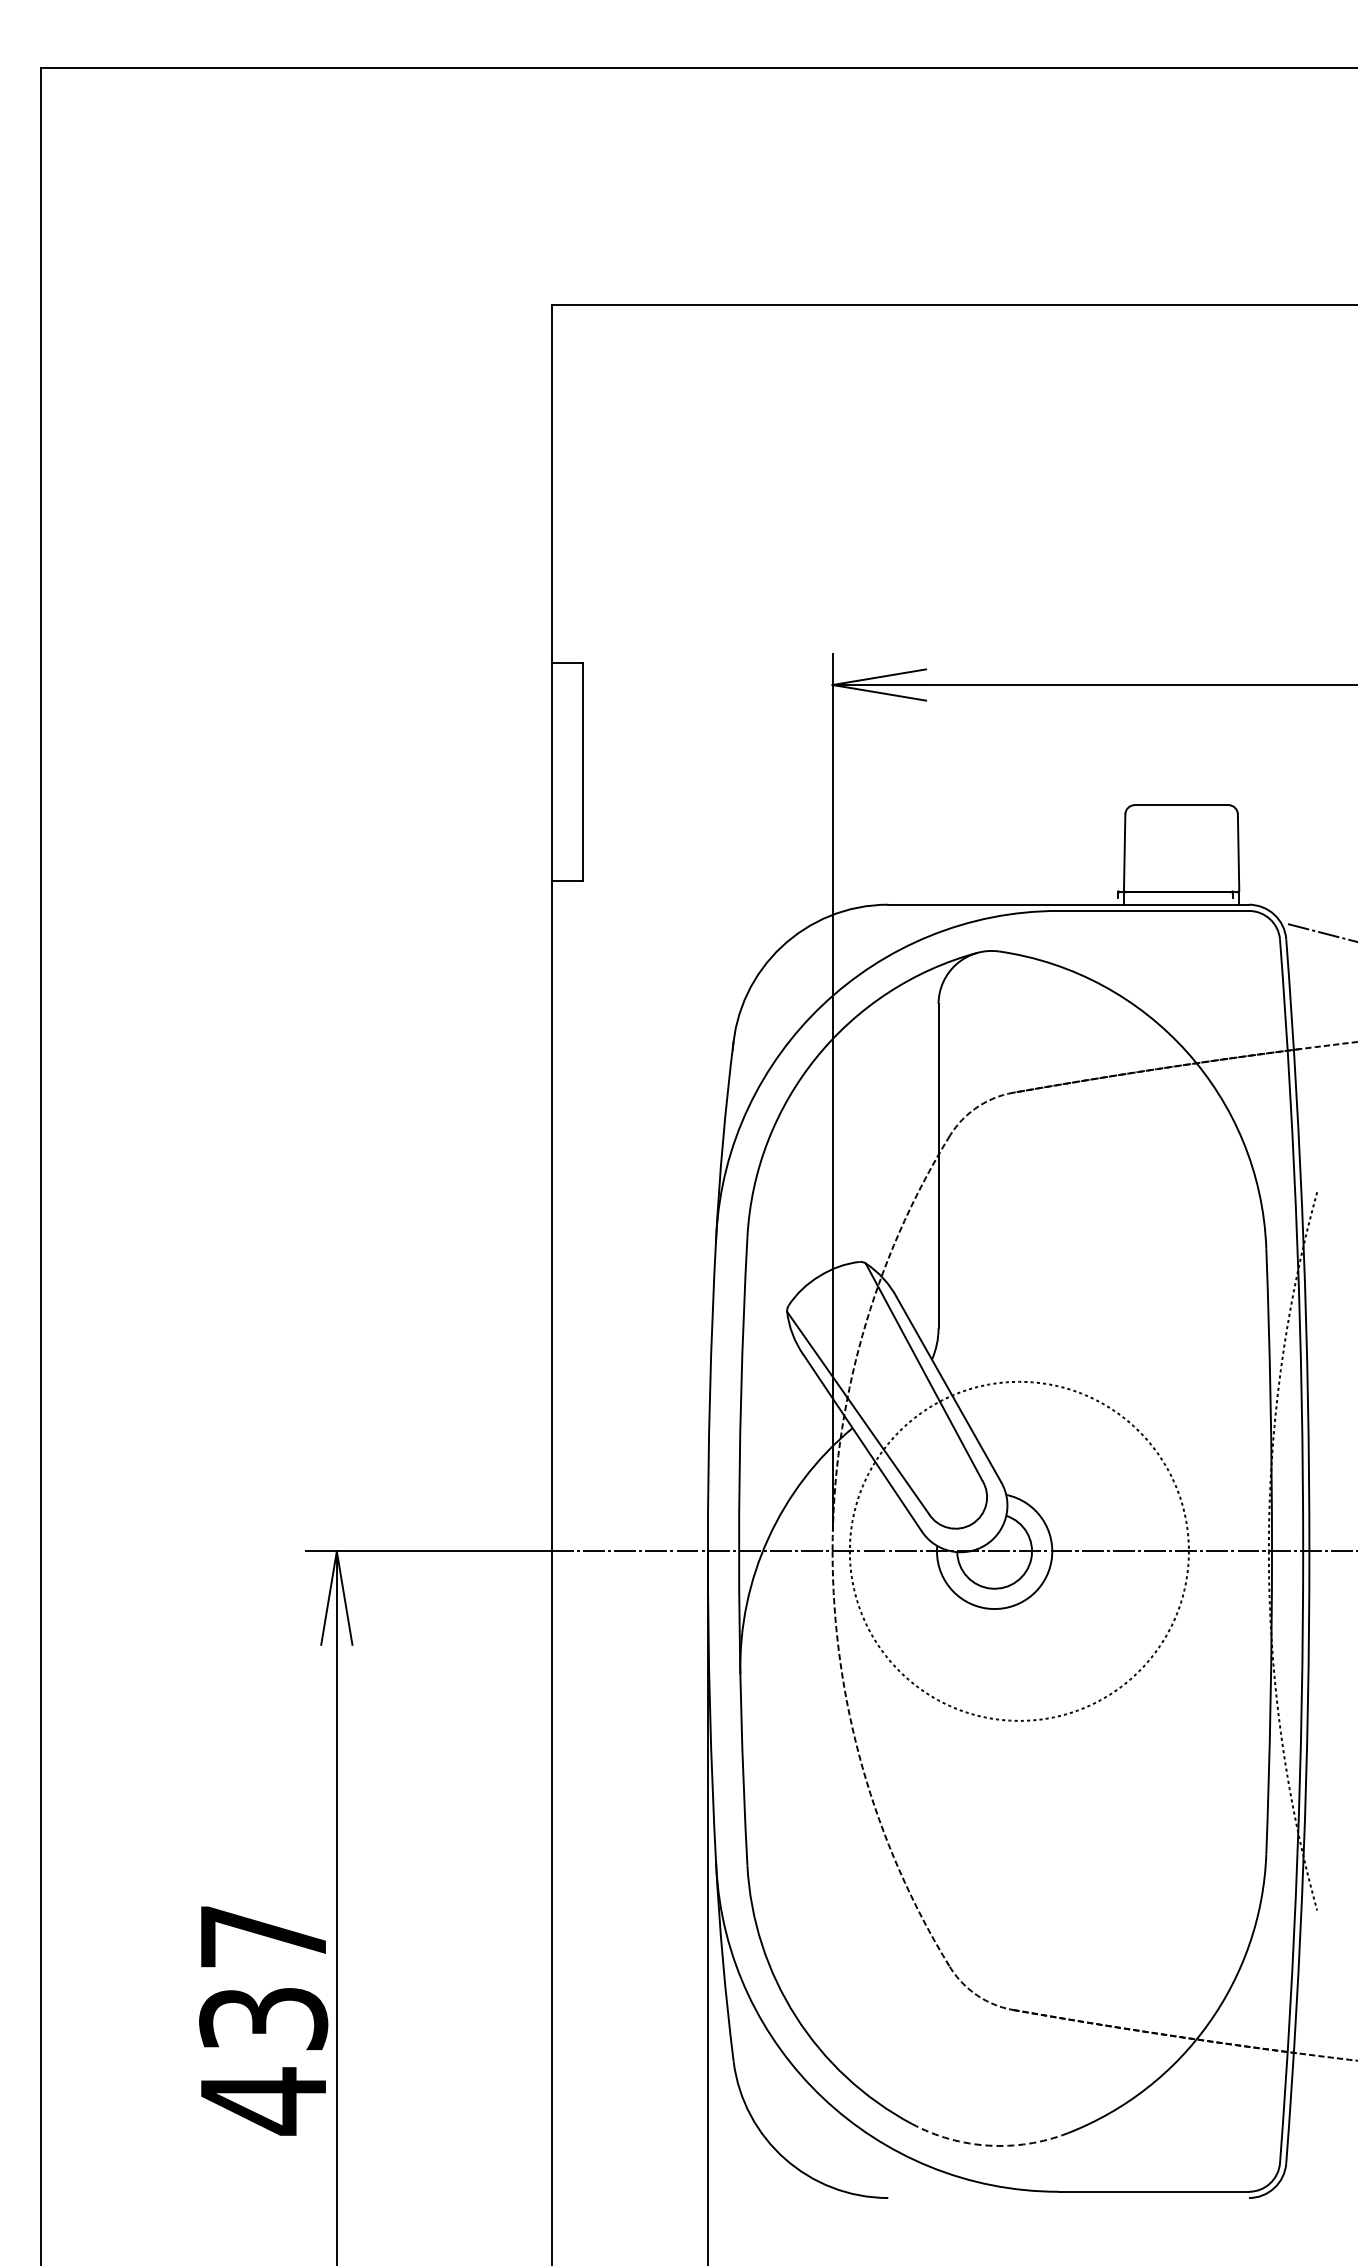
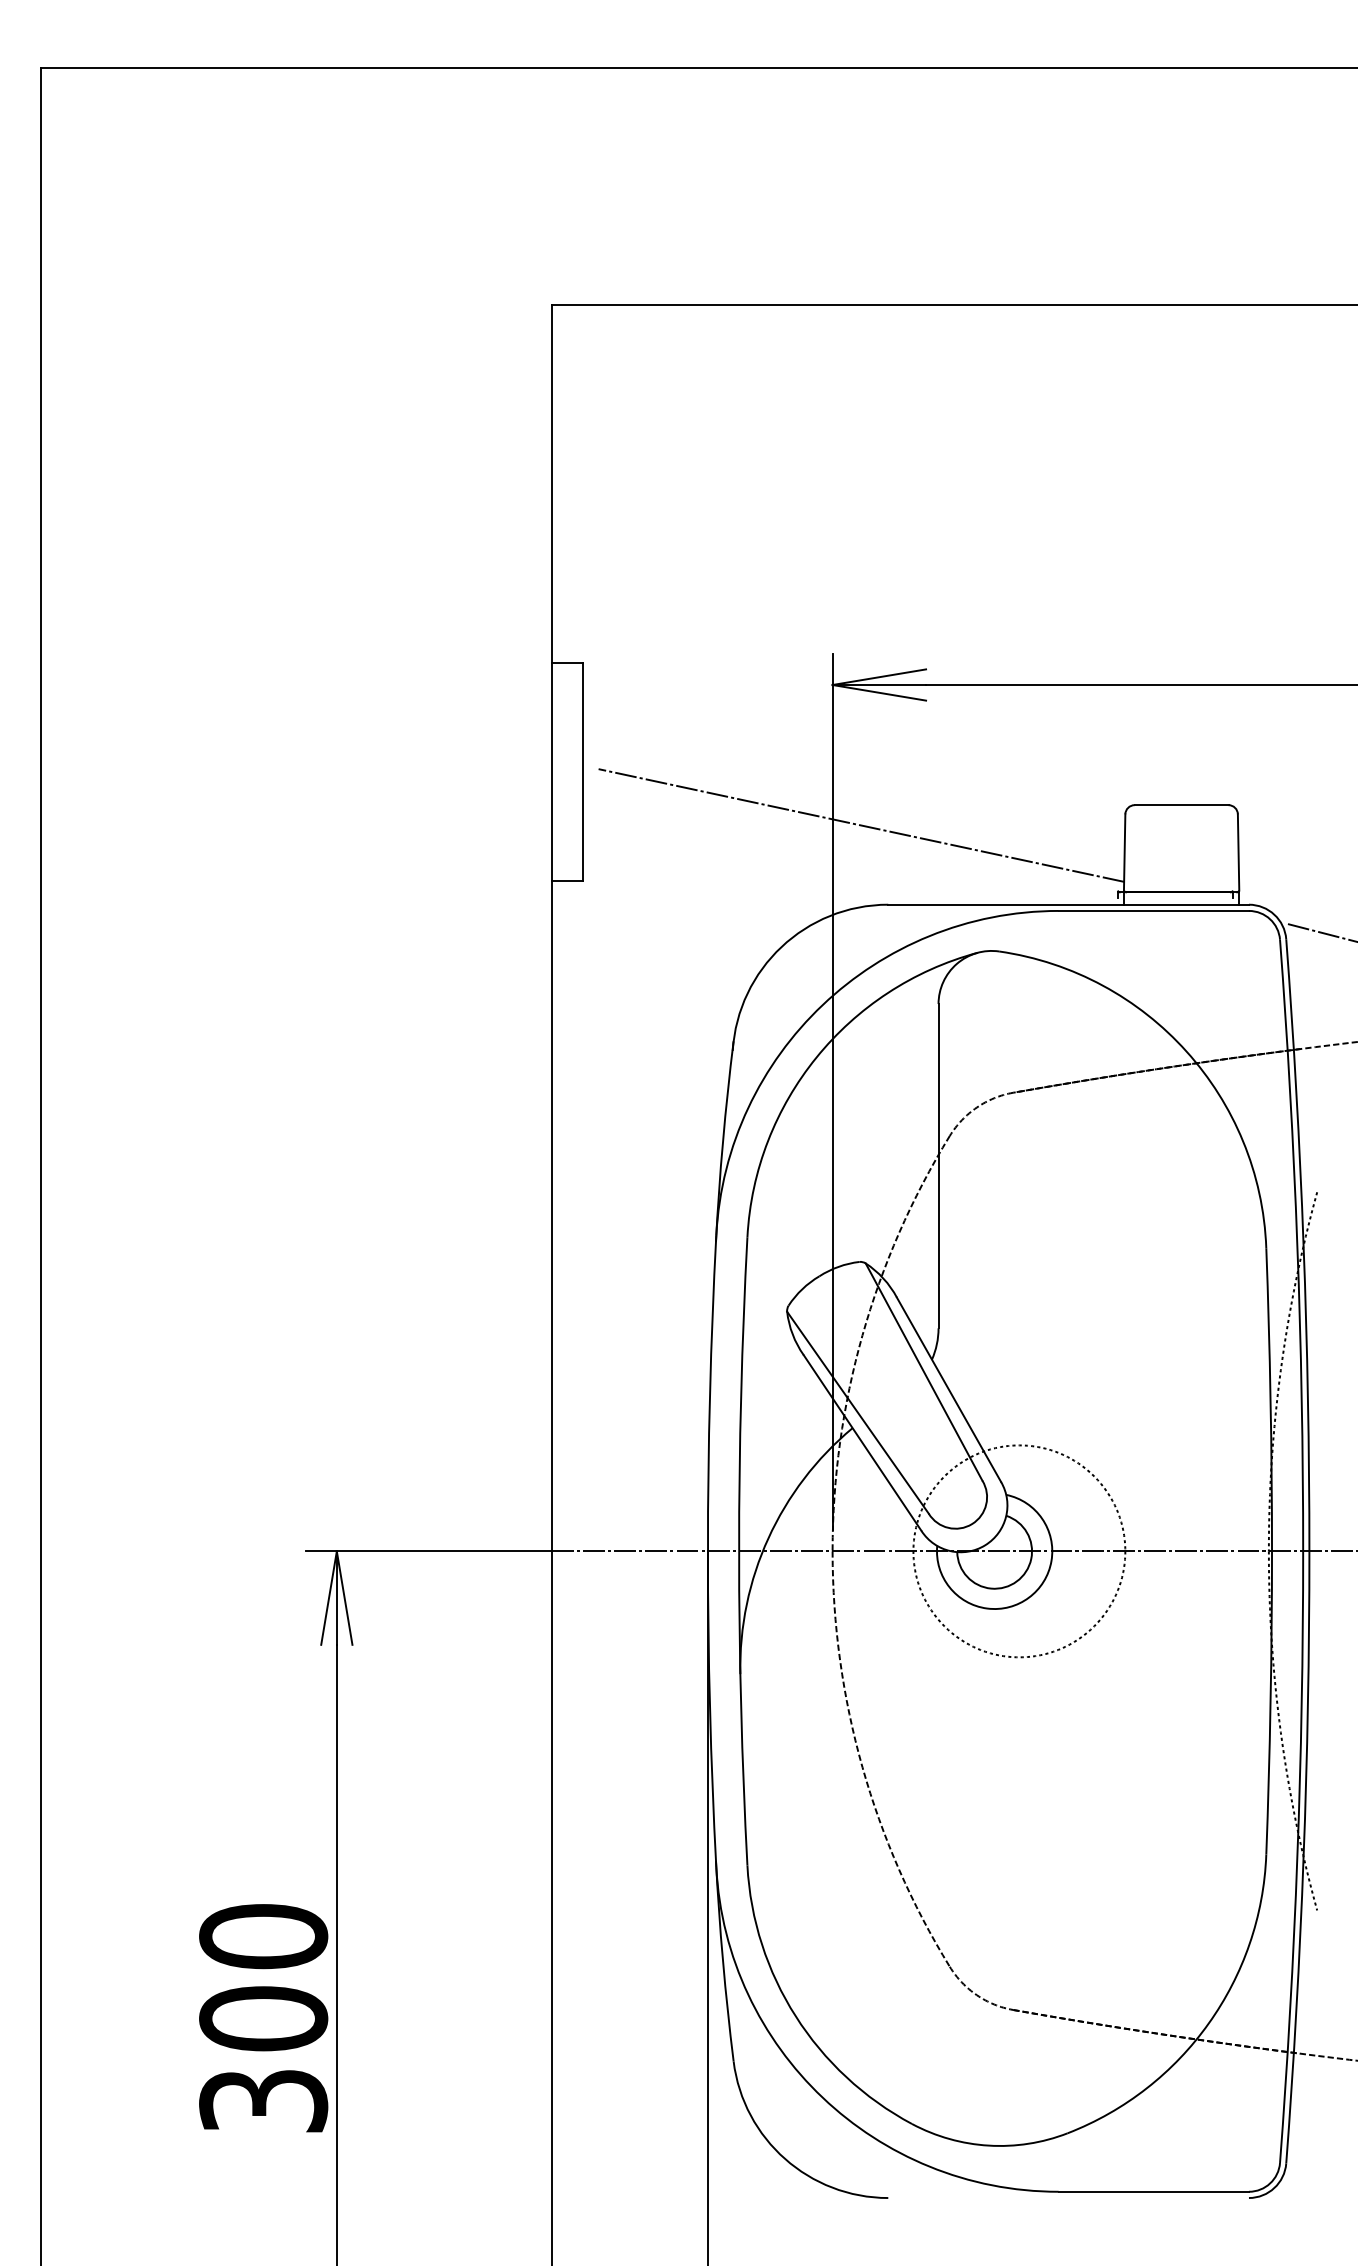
line: none -> present (861, 825)
circle diameter: 339 px -> 212 px (1019, 1551)
text: 437 -> 300 (263, 2019)
arc: dashed -> solid (988, 2145)
